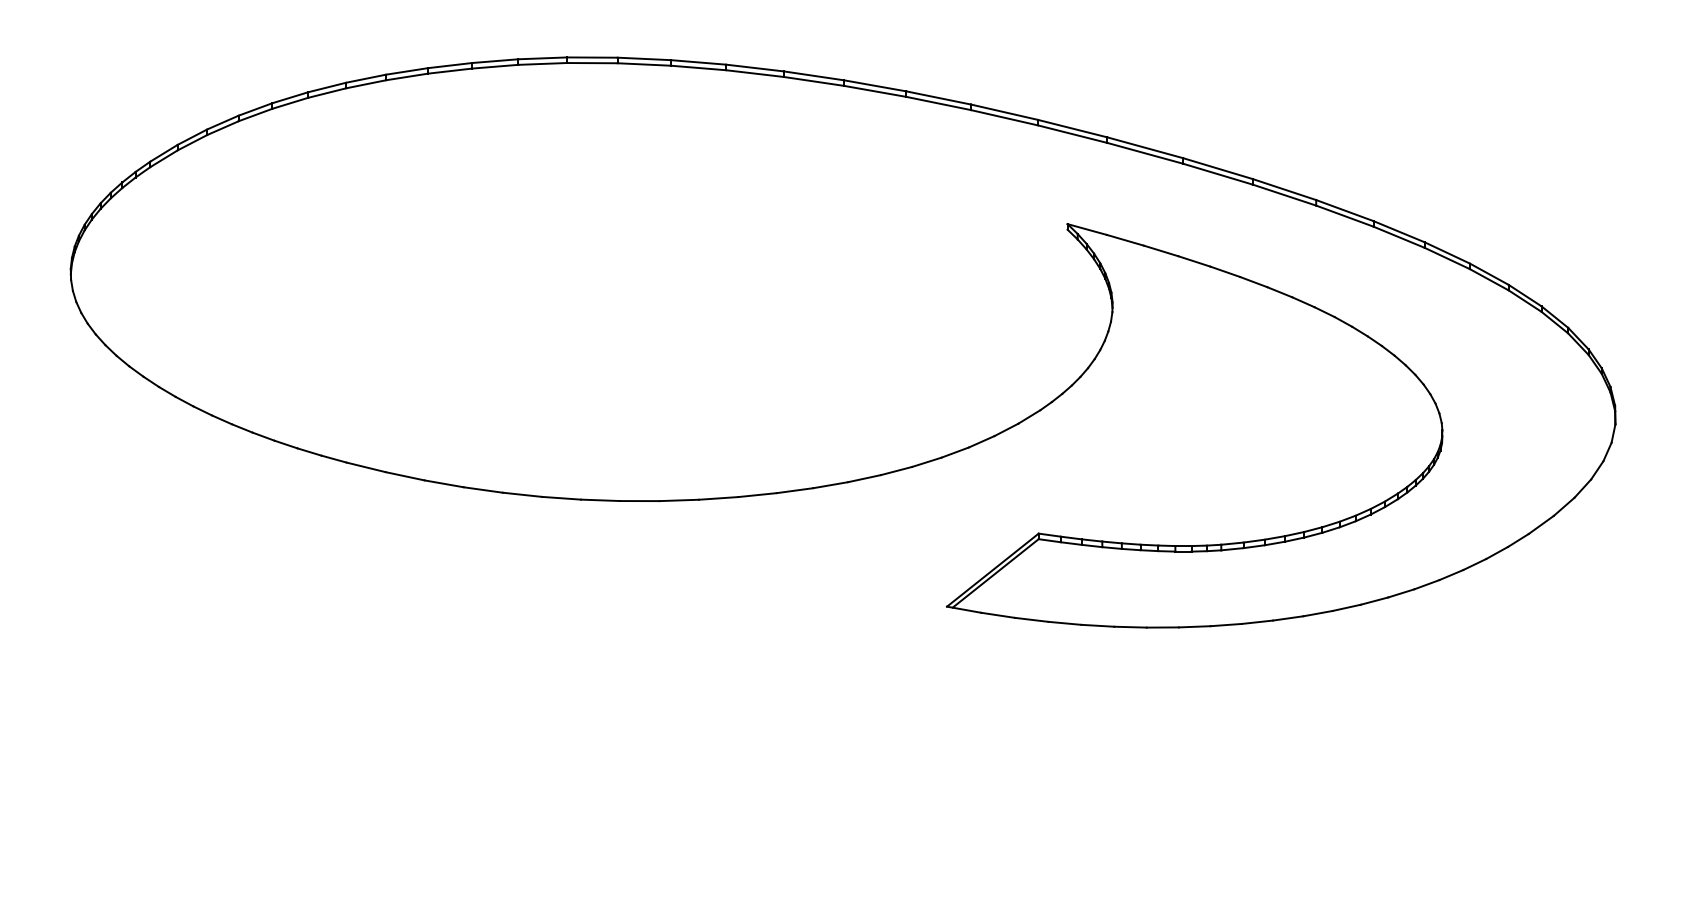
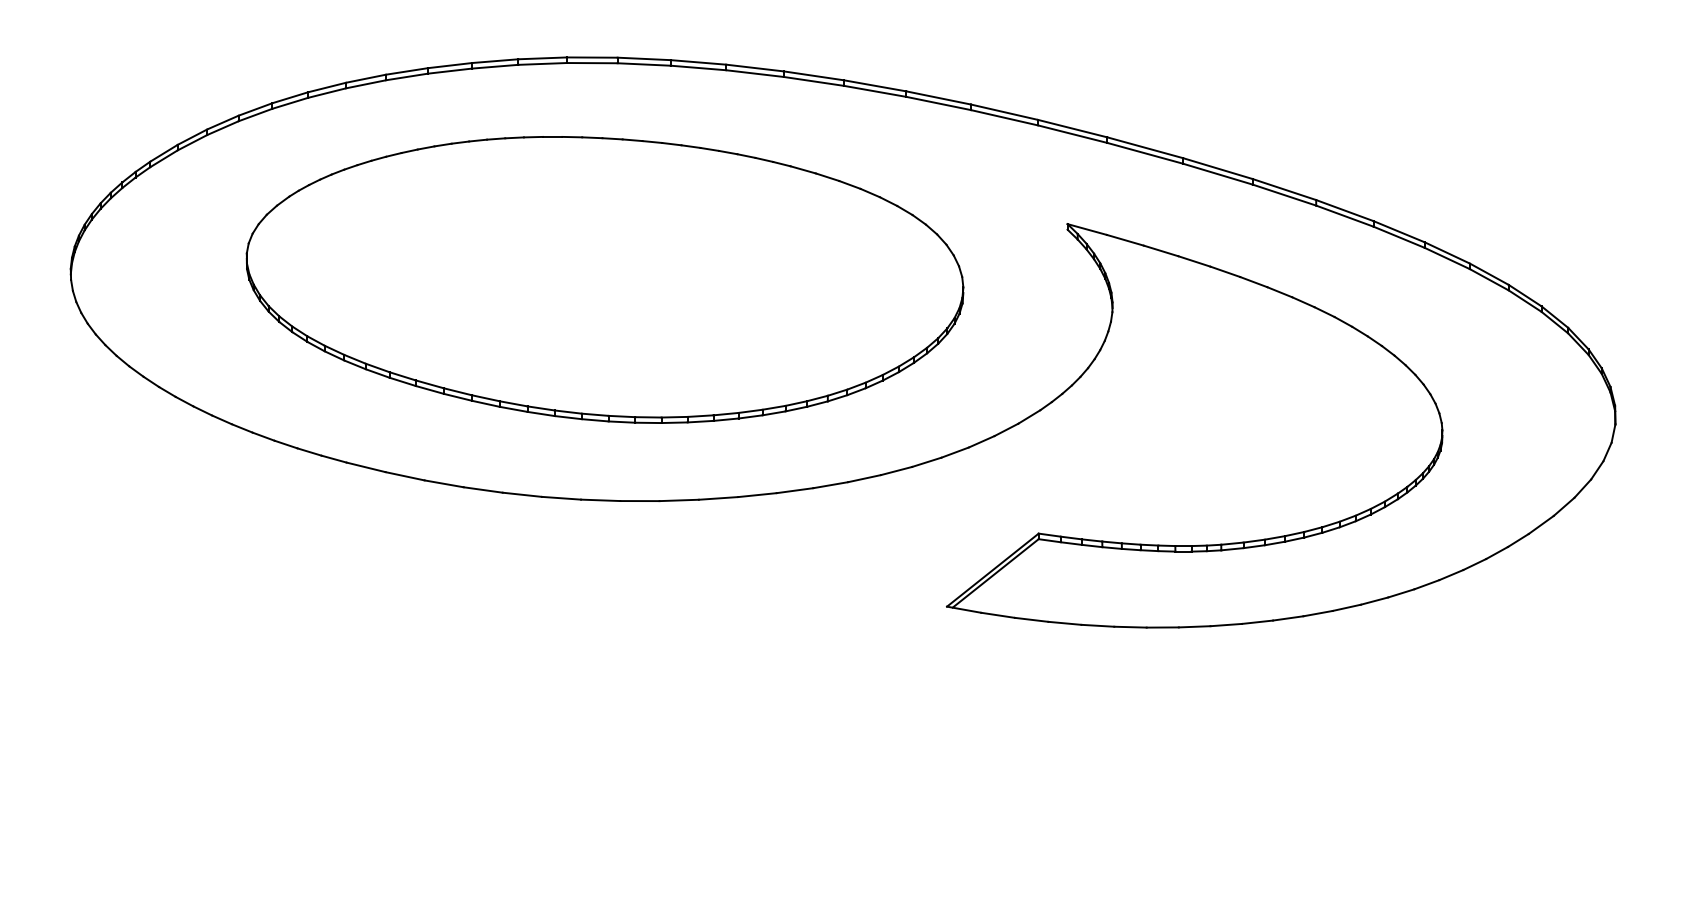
part: none -> present (604, 279)
